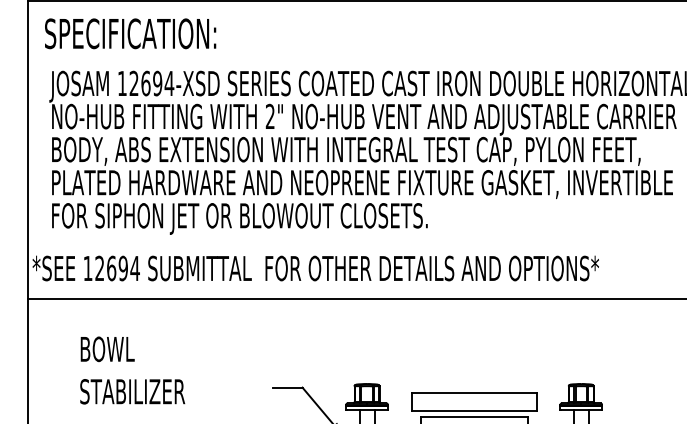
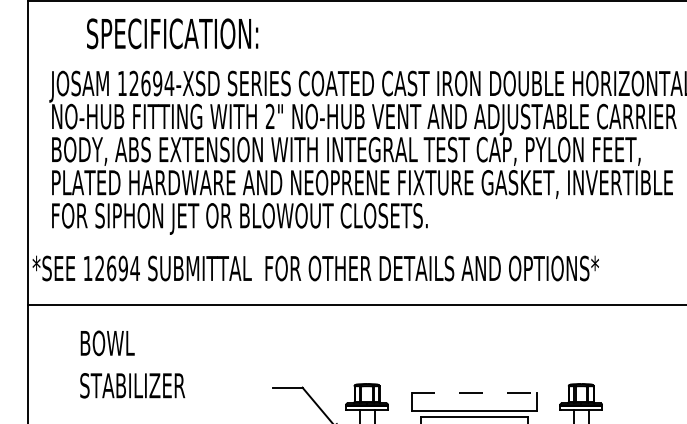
text position: (130, 33) -> (172, 33) (172, 33)
line position: (355, 298) -> (355, 304) (355, 304)
text position: (132, 370) -> (132, 364) (132, 364)
line: solid -> dashed (474, 392)
